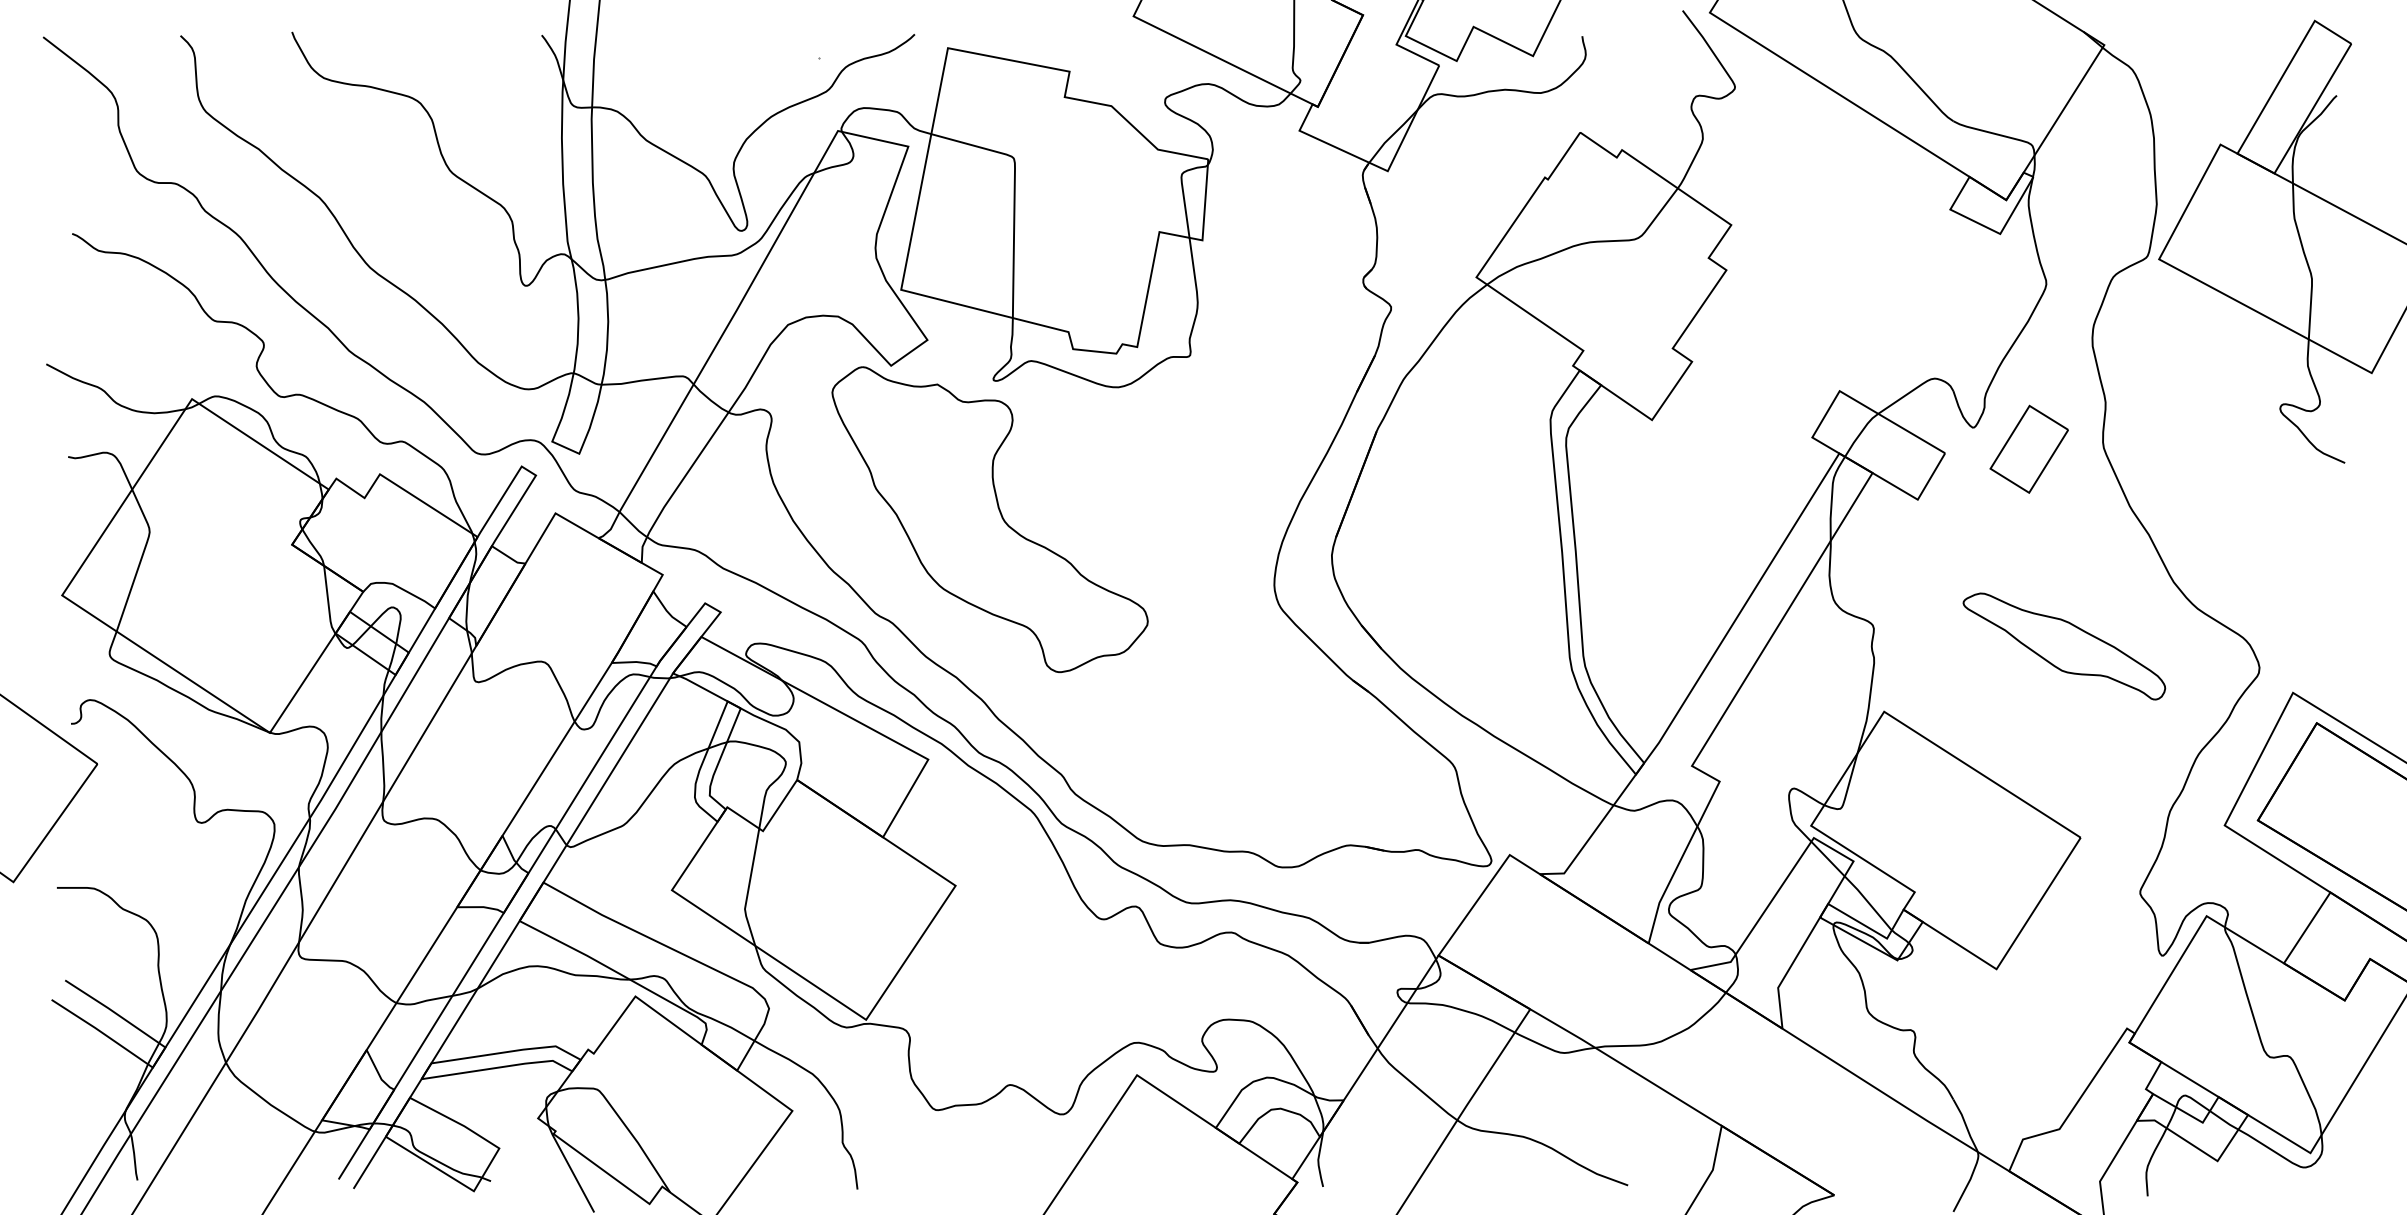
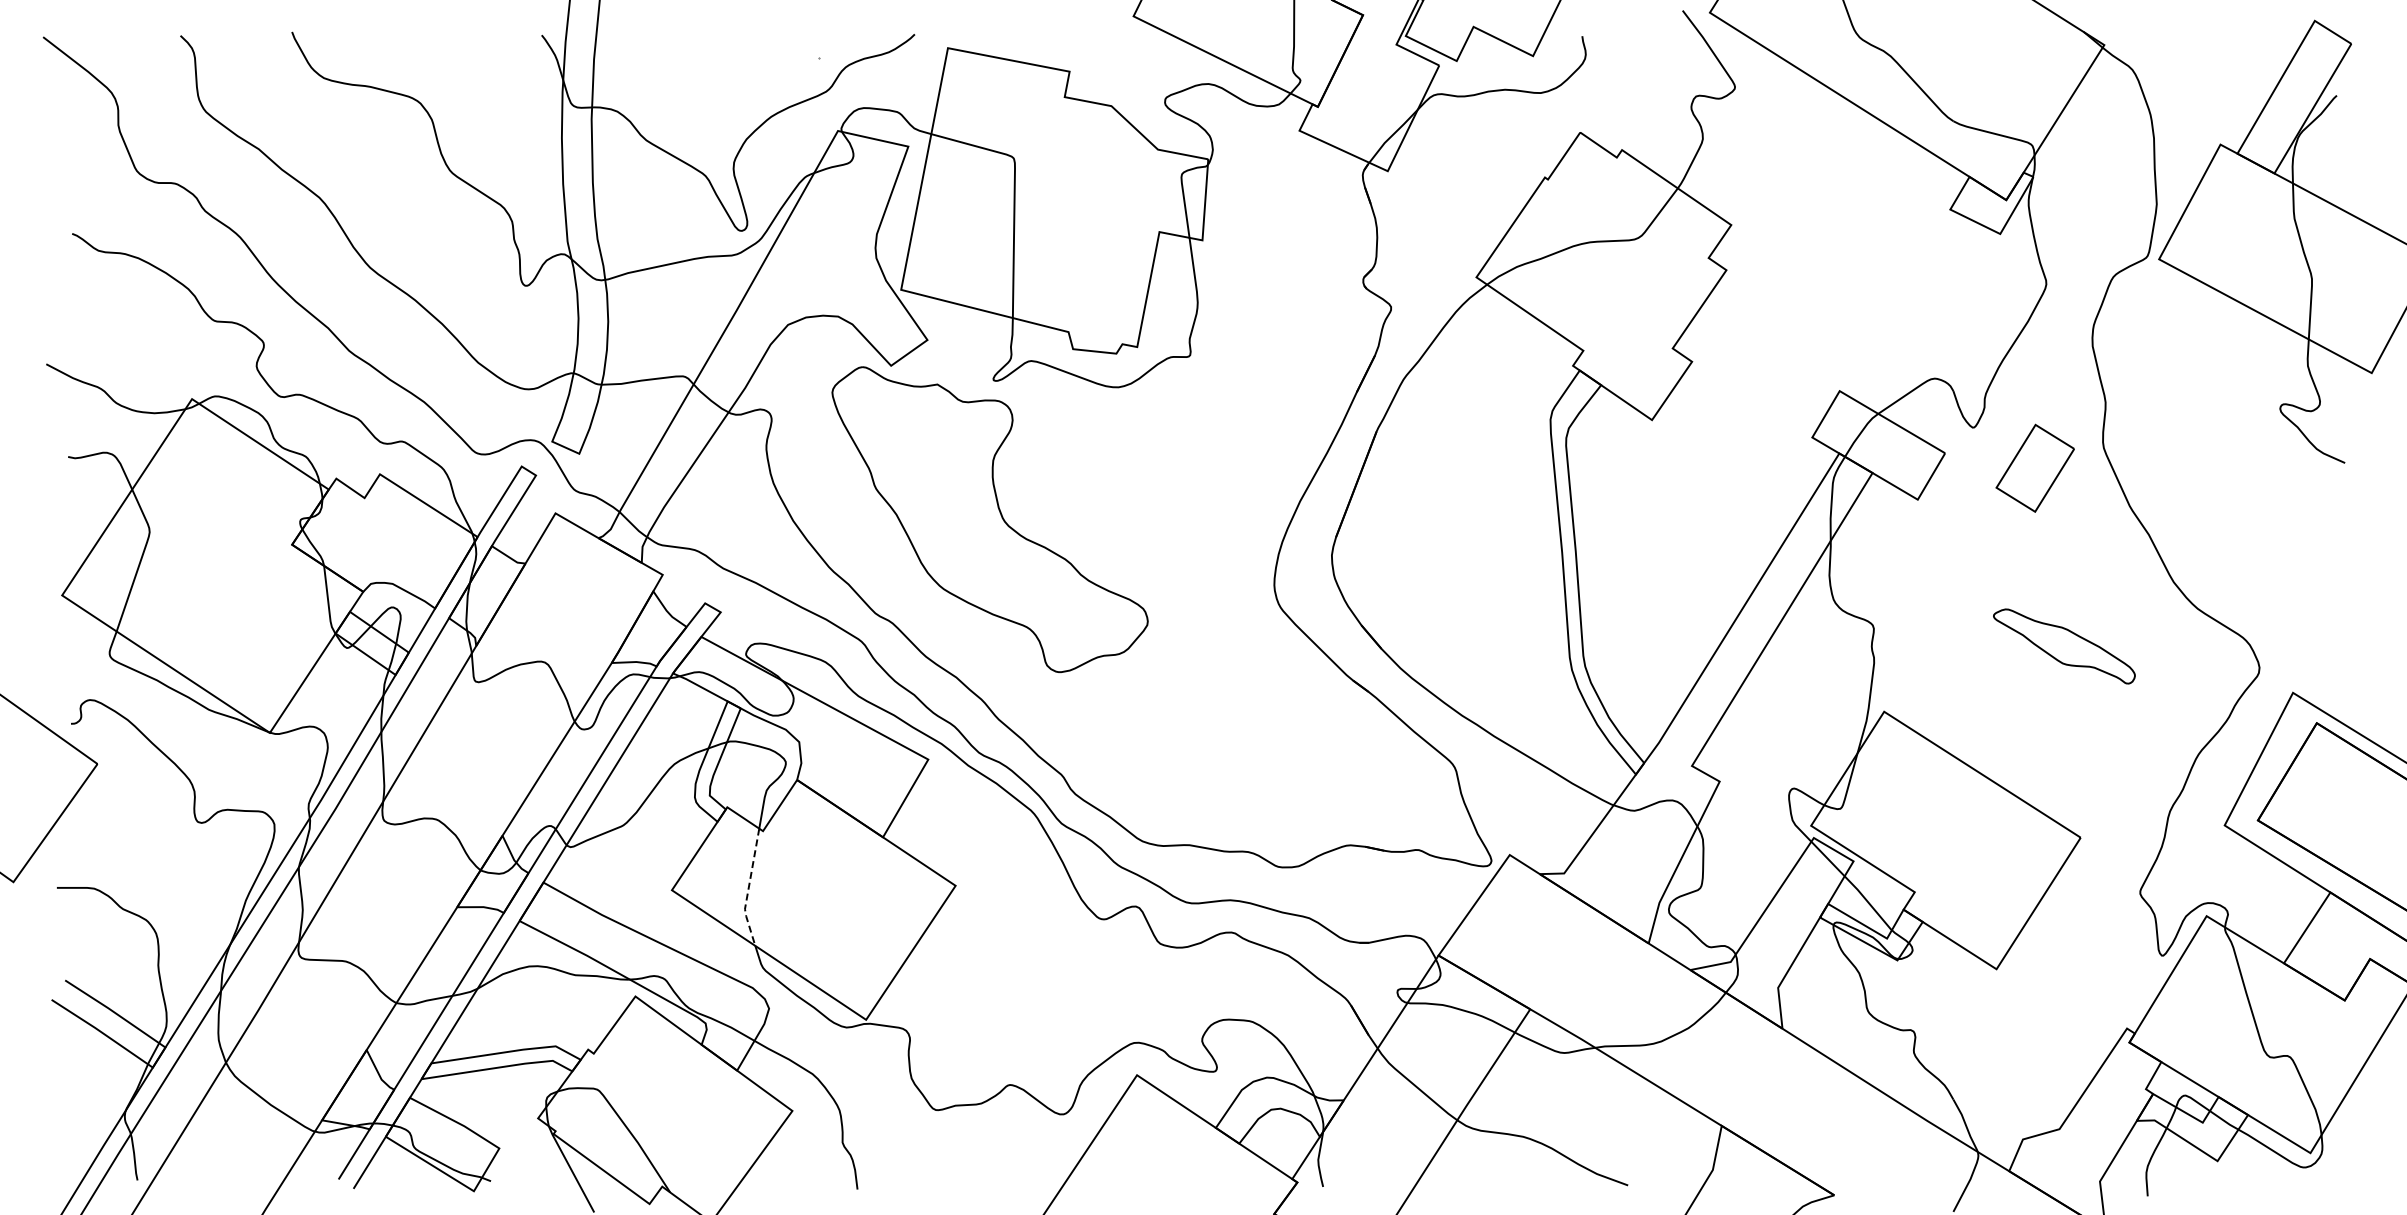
part position: (2028, 448) -> (2034, 467) (2034, 467)
part size: 205x109 px -> 143x77 px (2064, 646)
line: solid -> dashed (748, 889)
